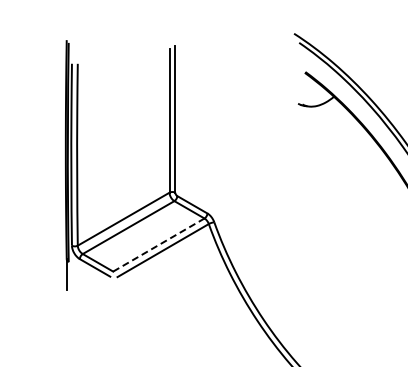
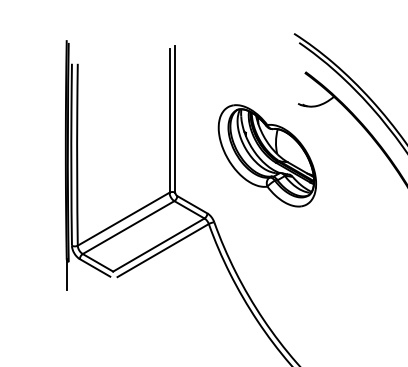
part: none -> present (266, 155)
line: dashed -> solid (158, 245)
